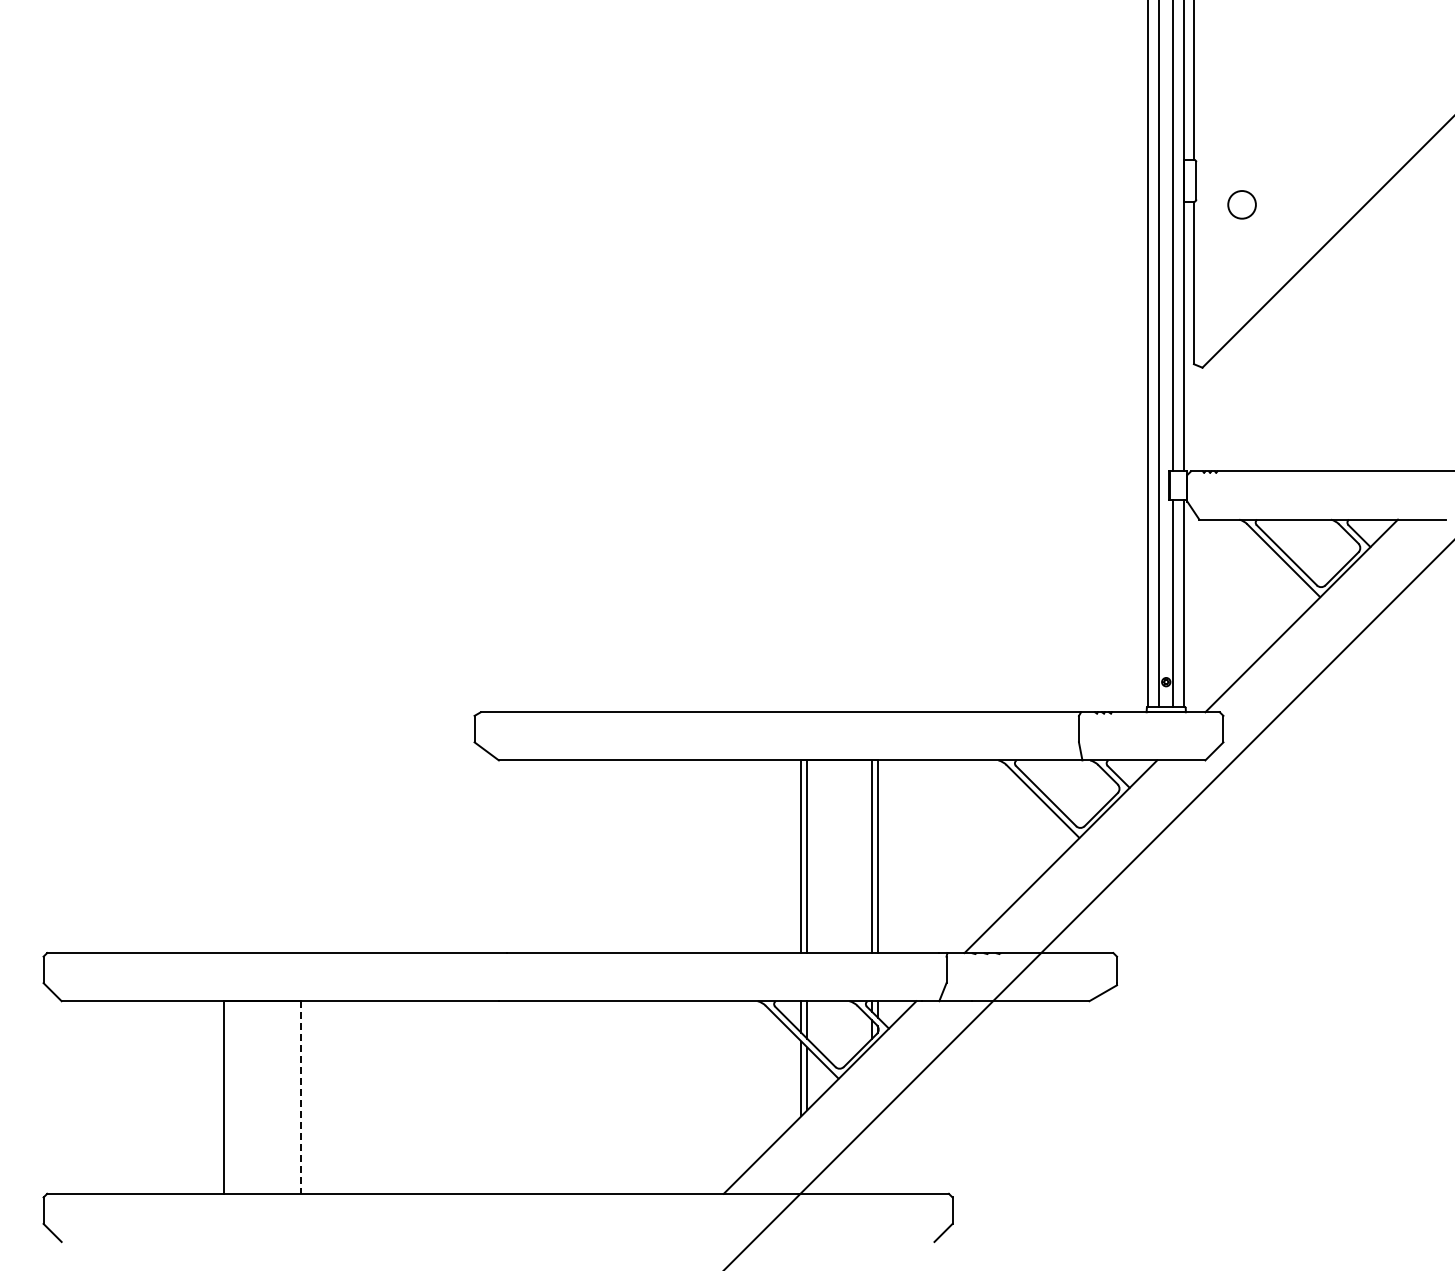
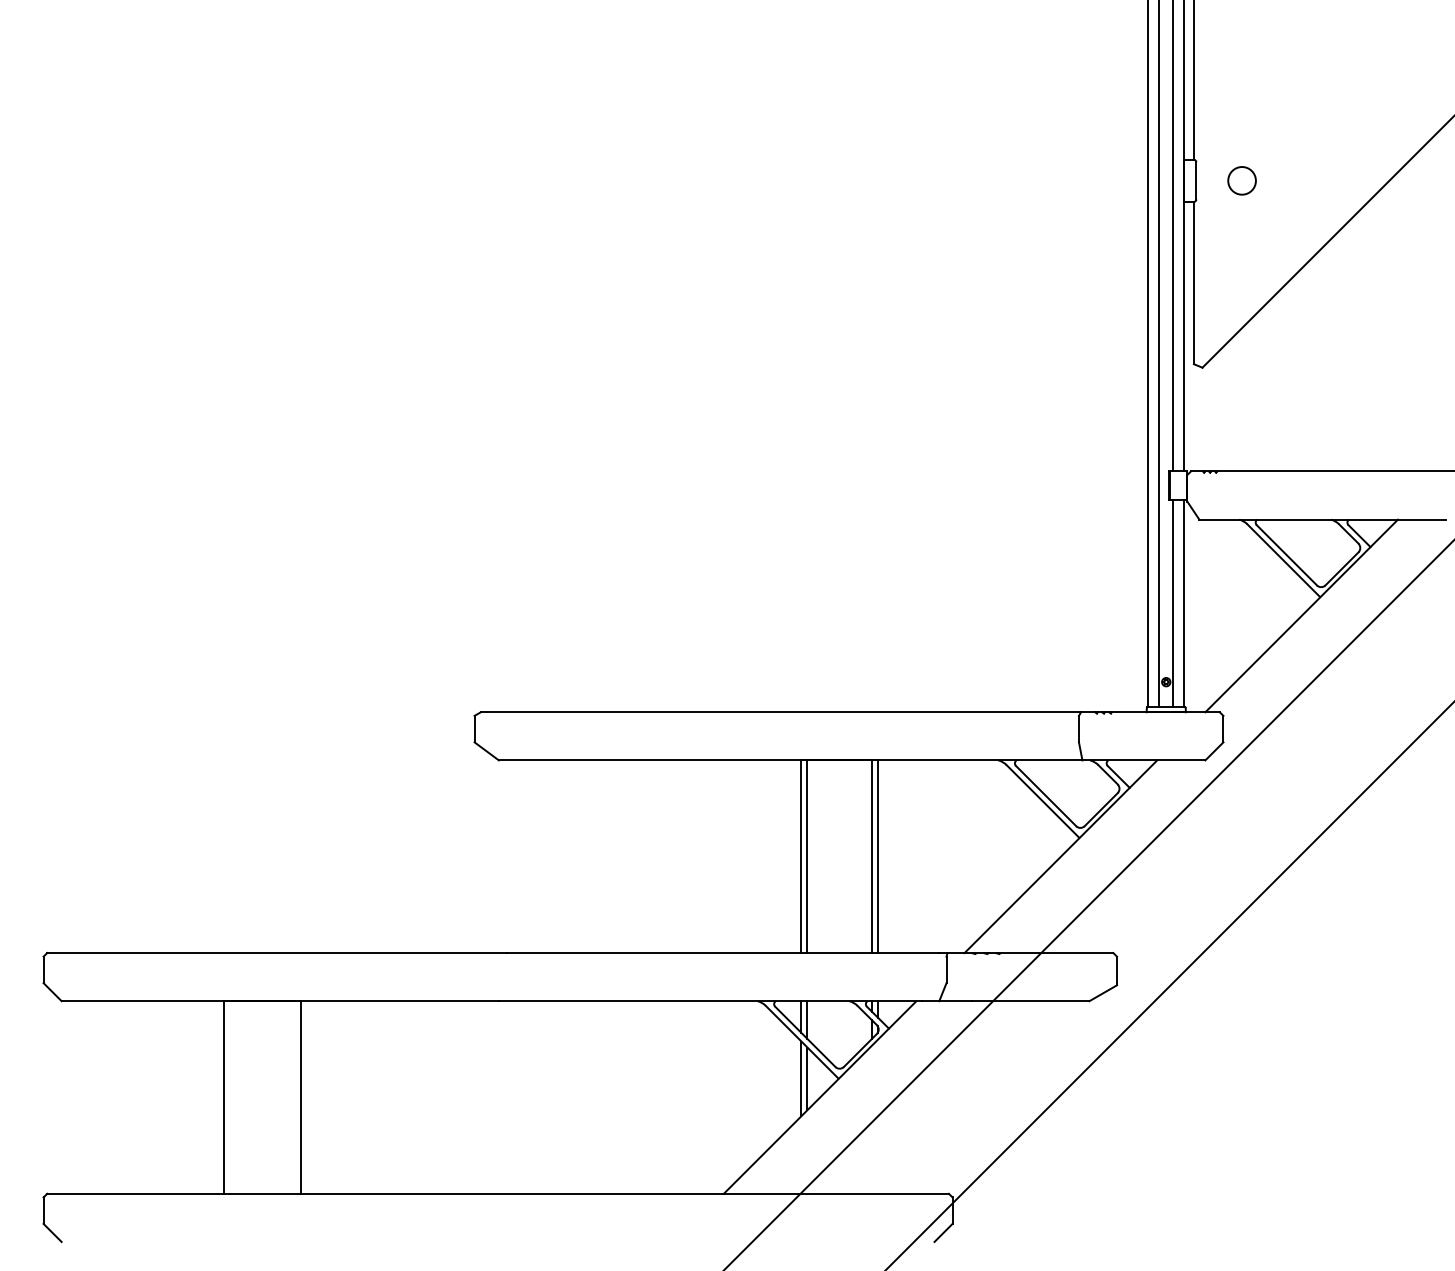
circle position: (1241, 204) -> (1241, 180) (1241, 180)
line: none -> present (1169, 985)
line: dashed -> solid (300, 1098)
